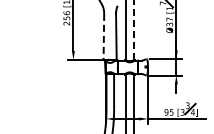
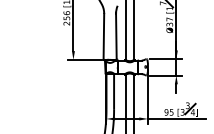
line: dashed -> solid (134, 30)
line: dashed -> solid (103, 36)
